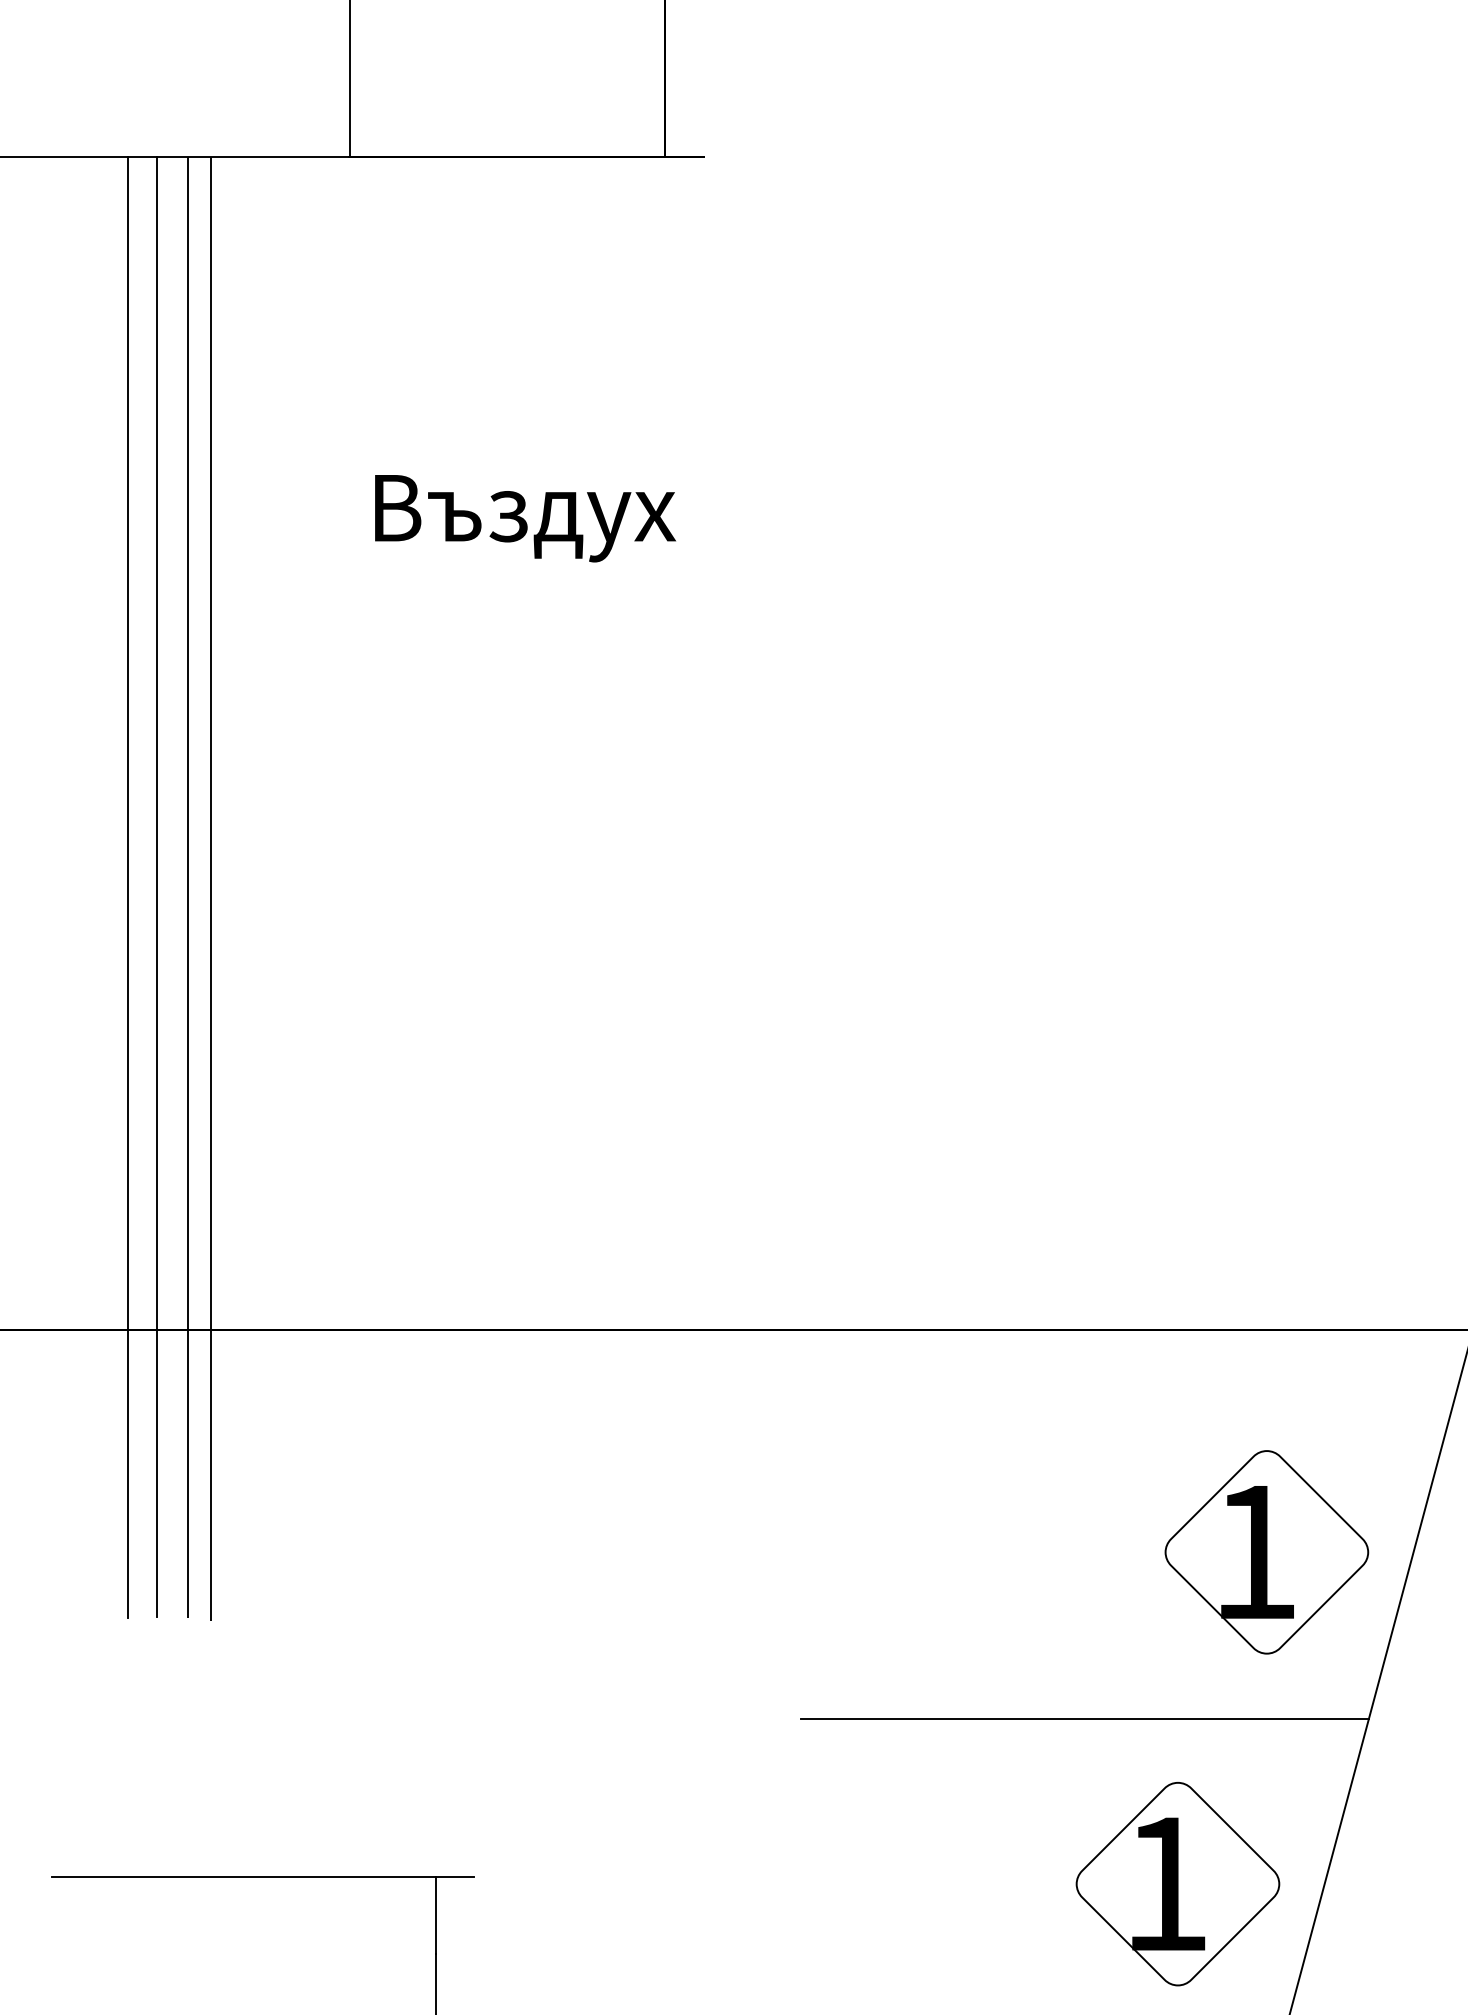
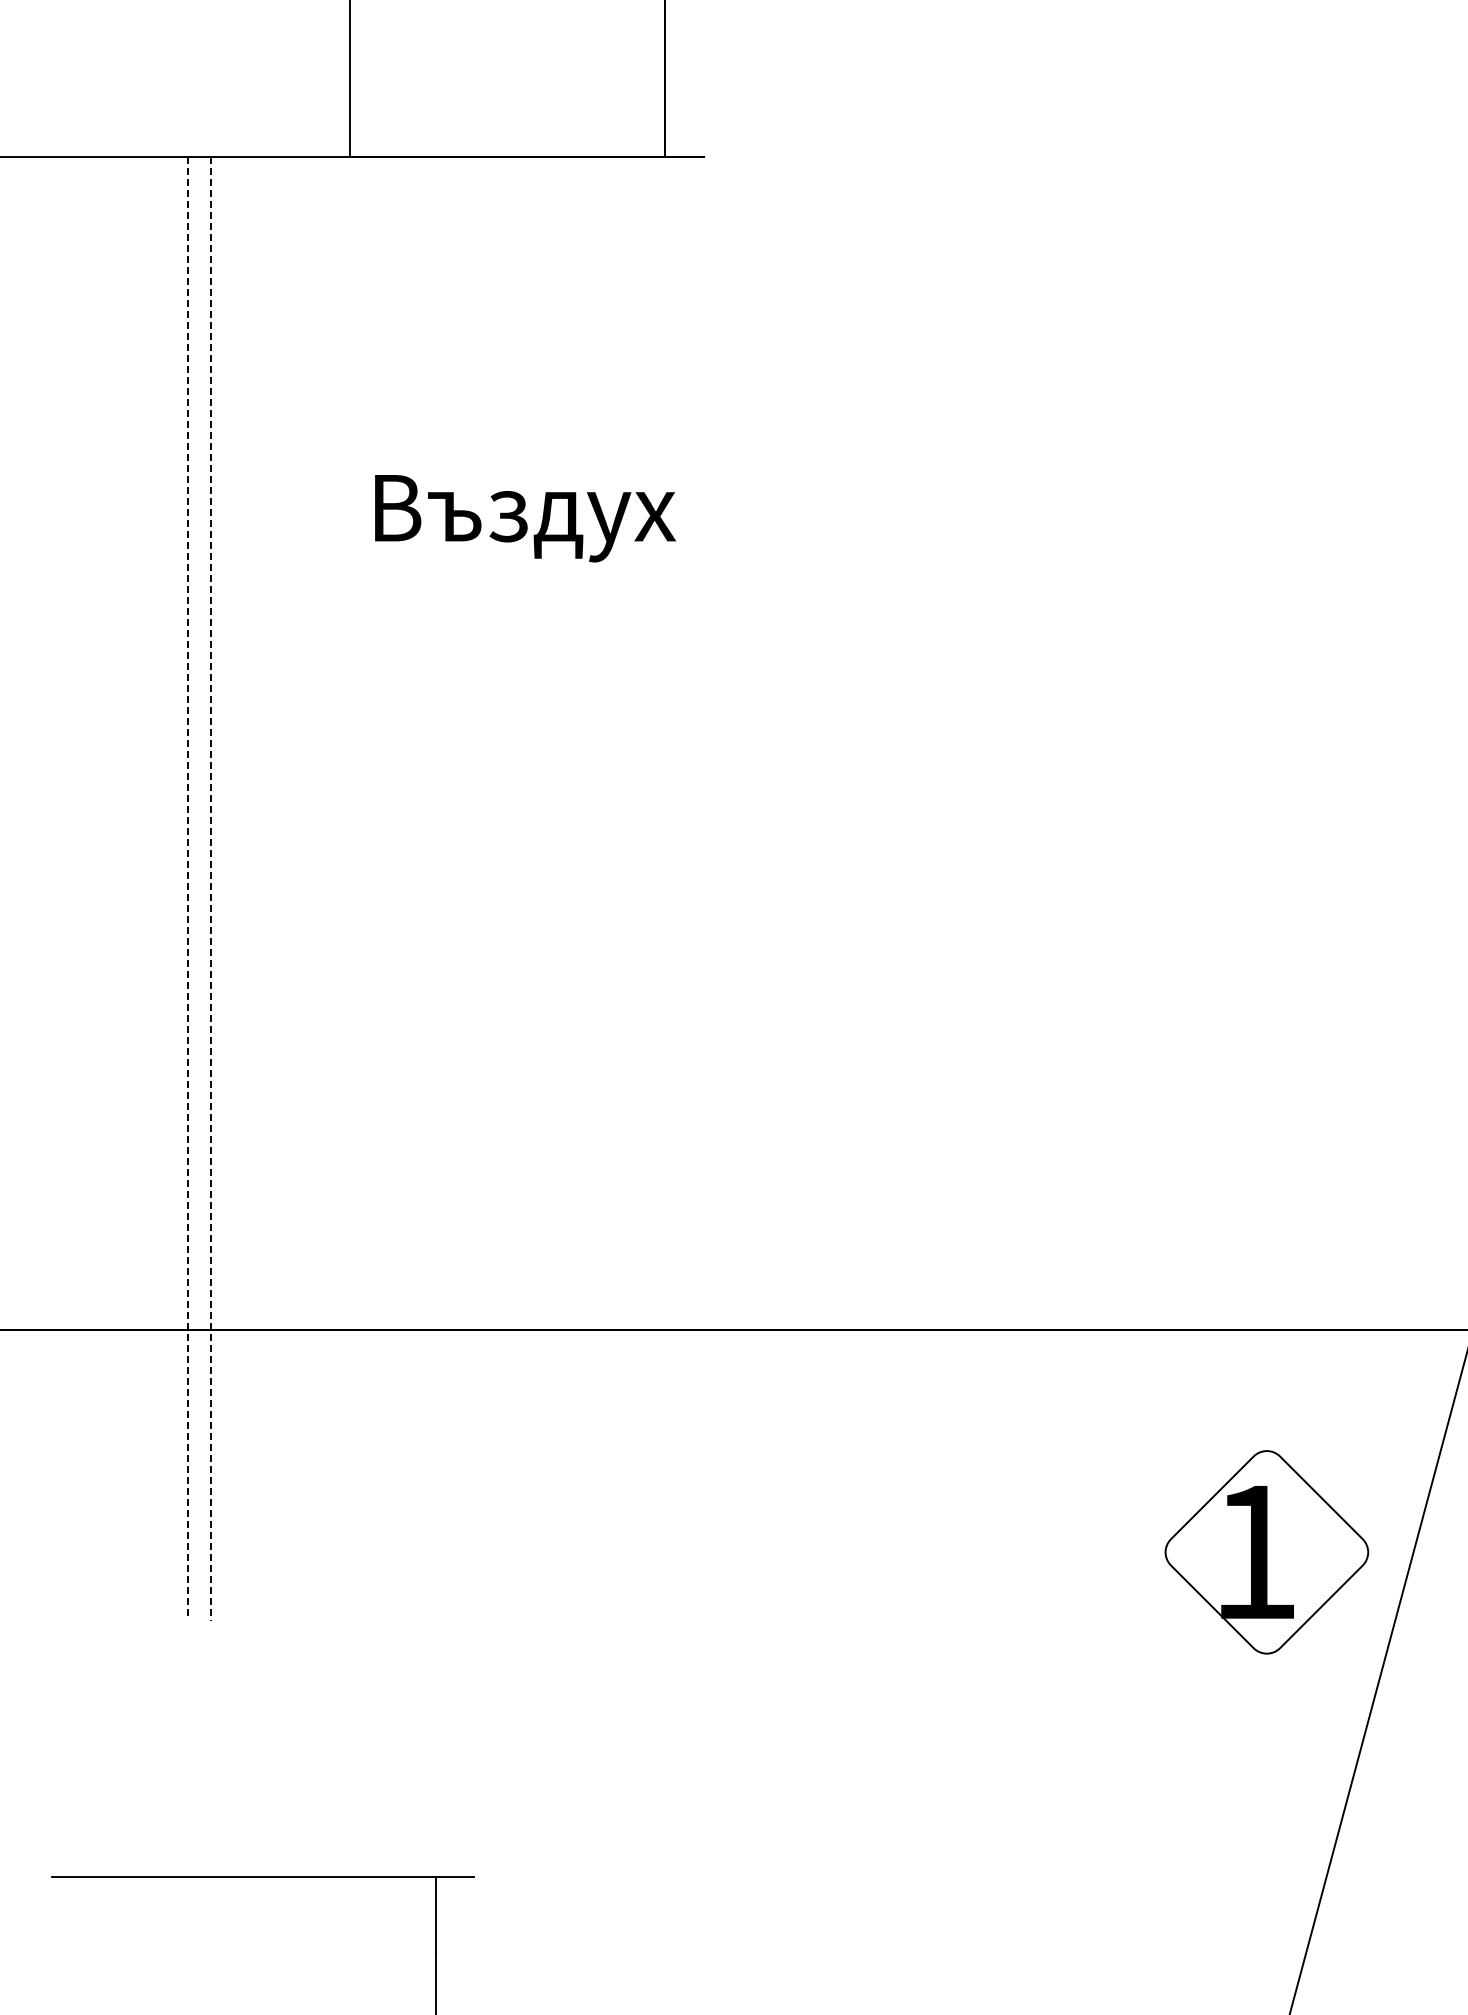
line: present -> none (128, 886)
line: present -> none (157, 886)
line: solid -> dashed (187, 887)
line: solid -> dashed (211, 889)
line: present -> none (1084, 1718)
part: present -> none (1177, 1884)
